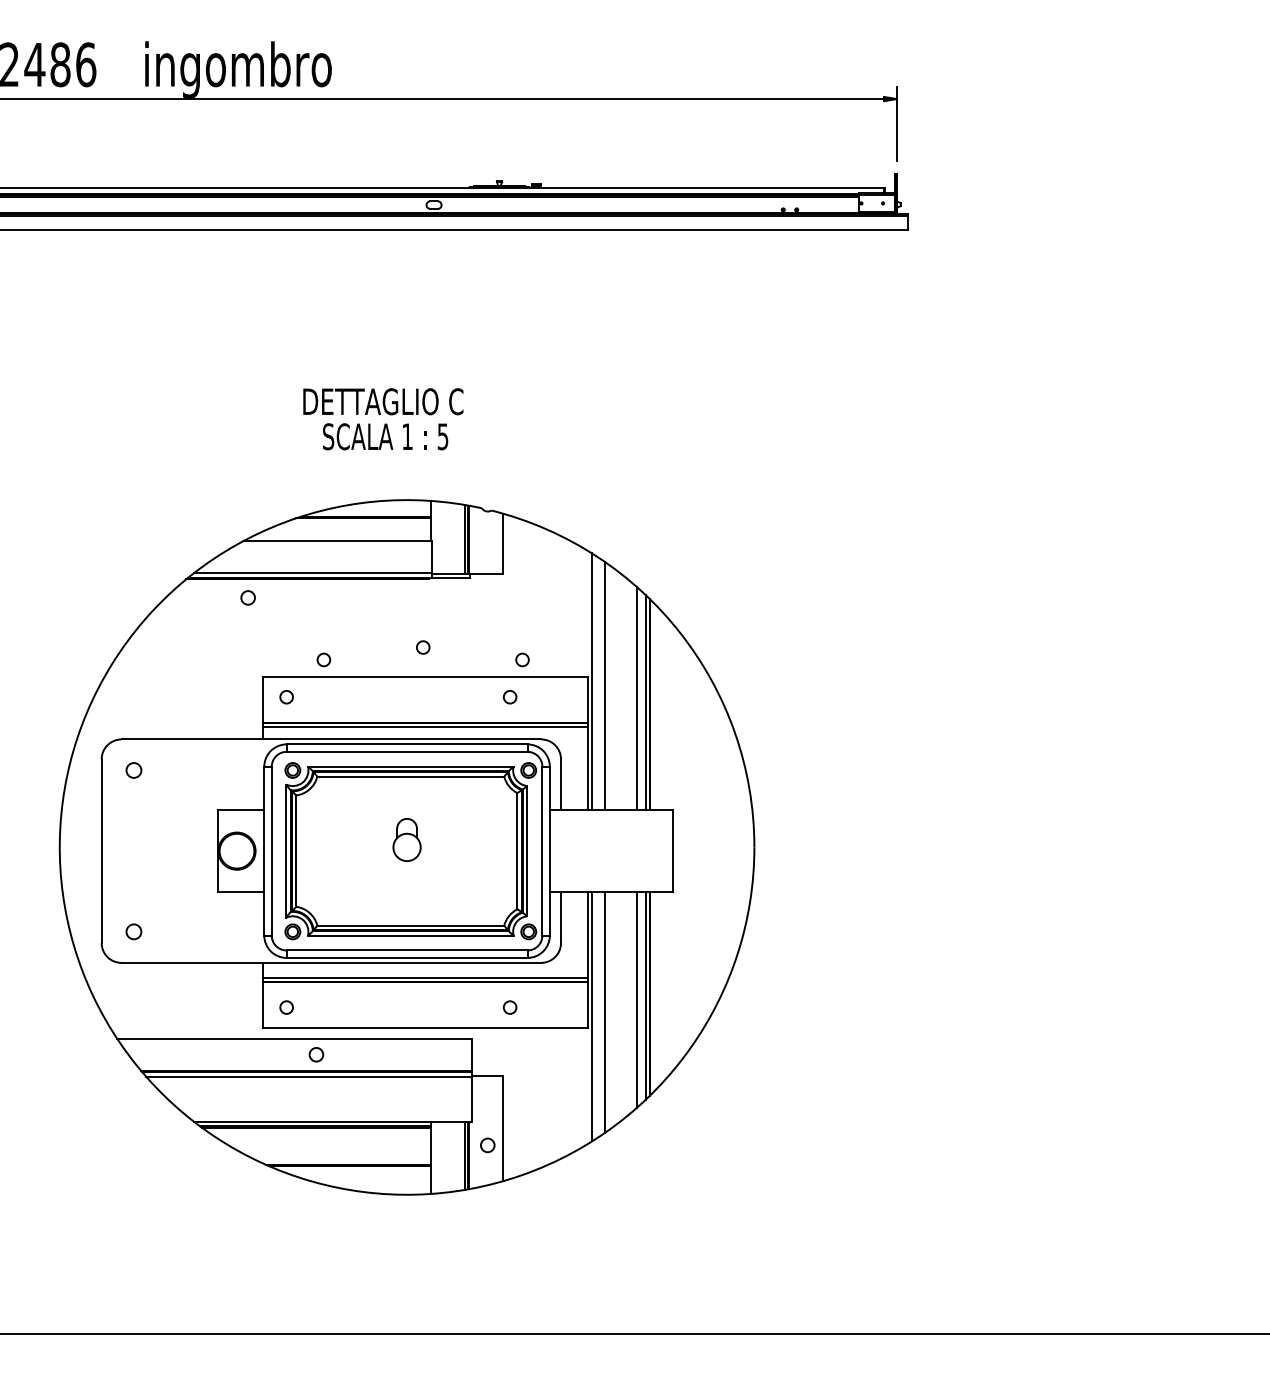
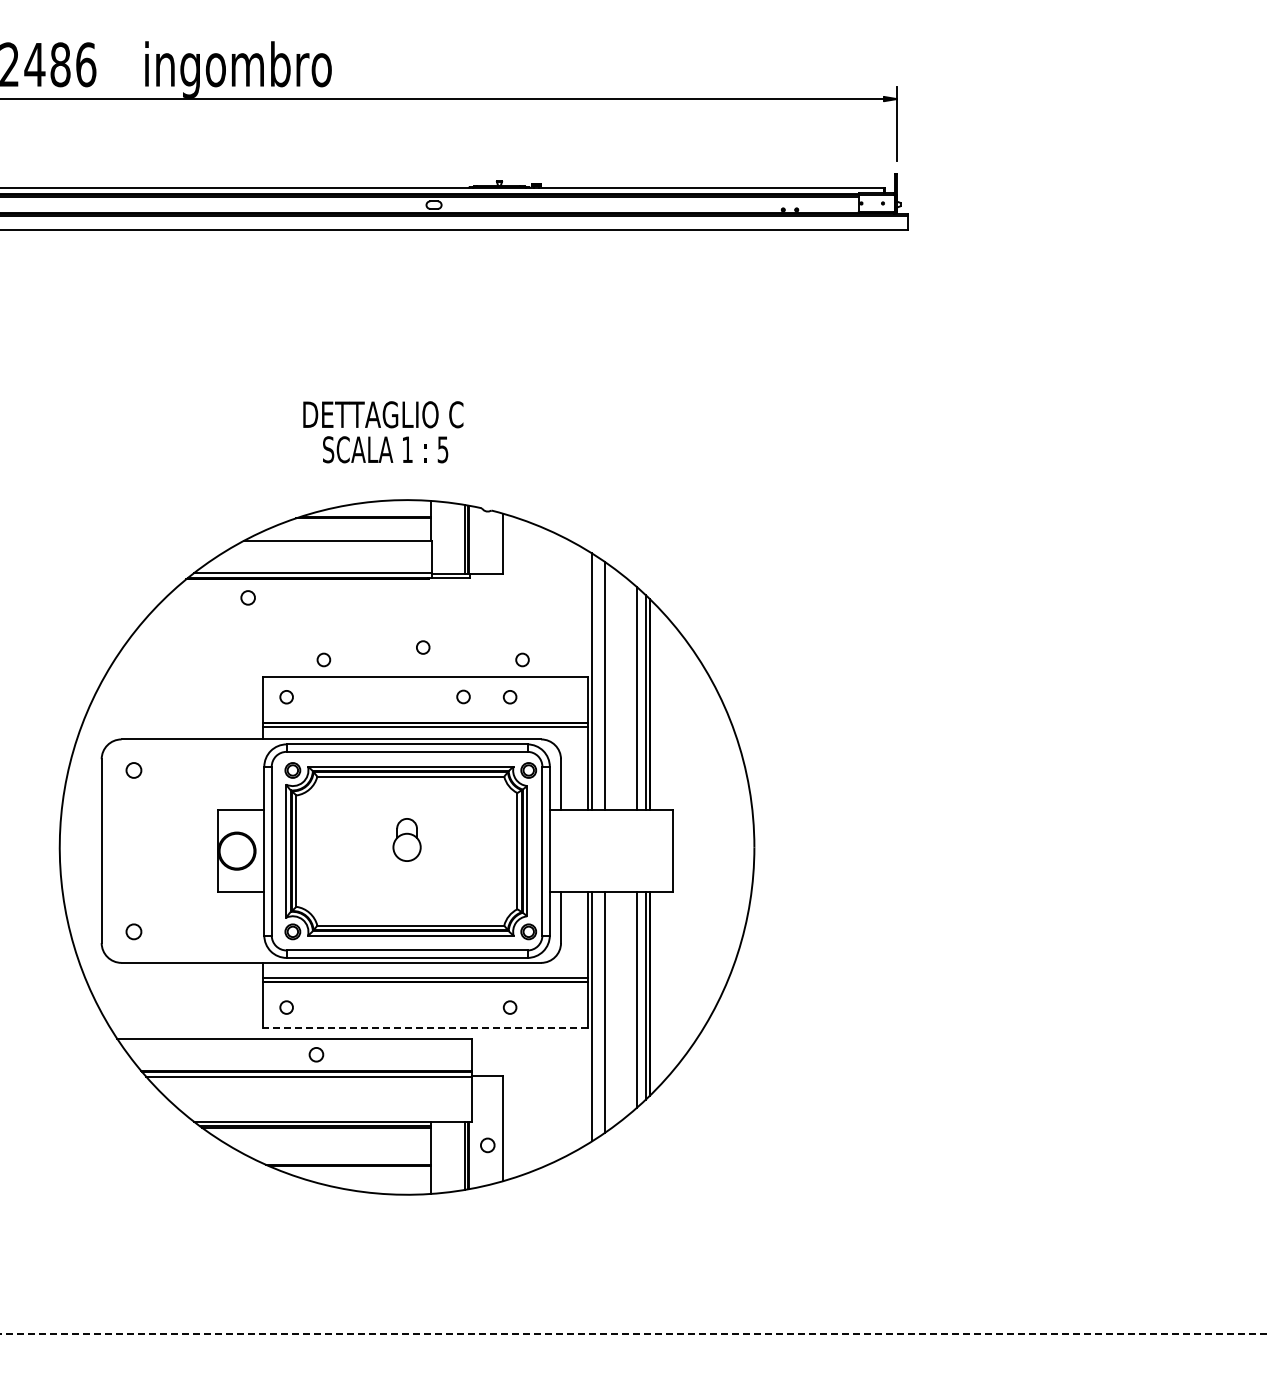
text position: (383, 419) -> (383, 432) (383, 432)
circle: none -> present (463, 696)
line: solid -> dashed (425, 1028)
line: solid -> dashed (635, 1333)
